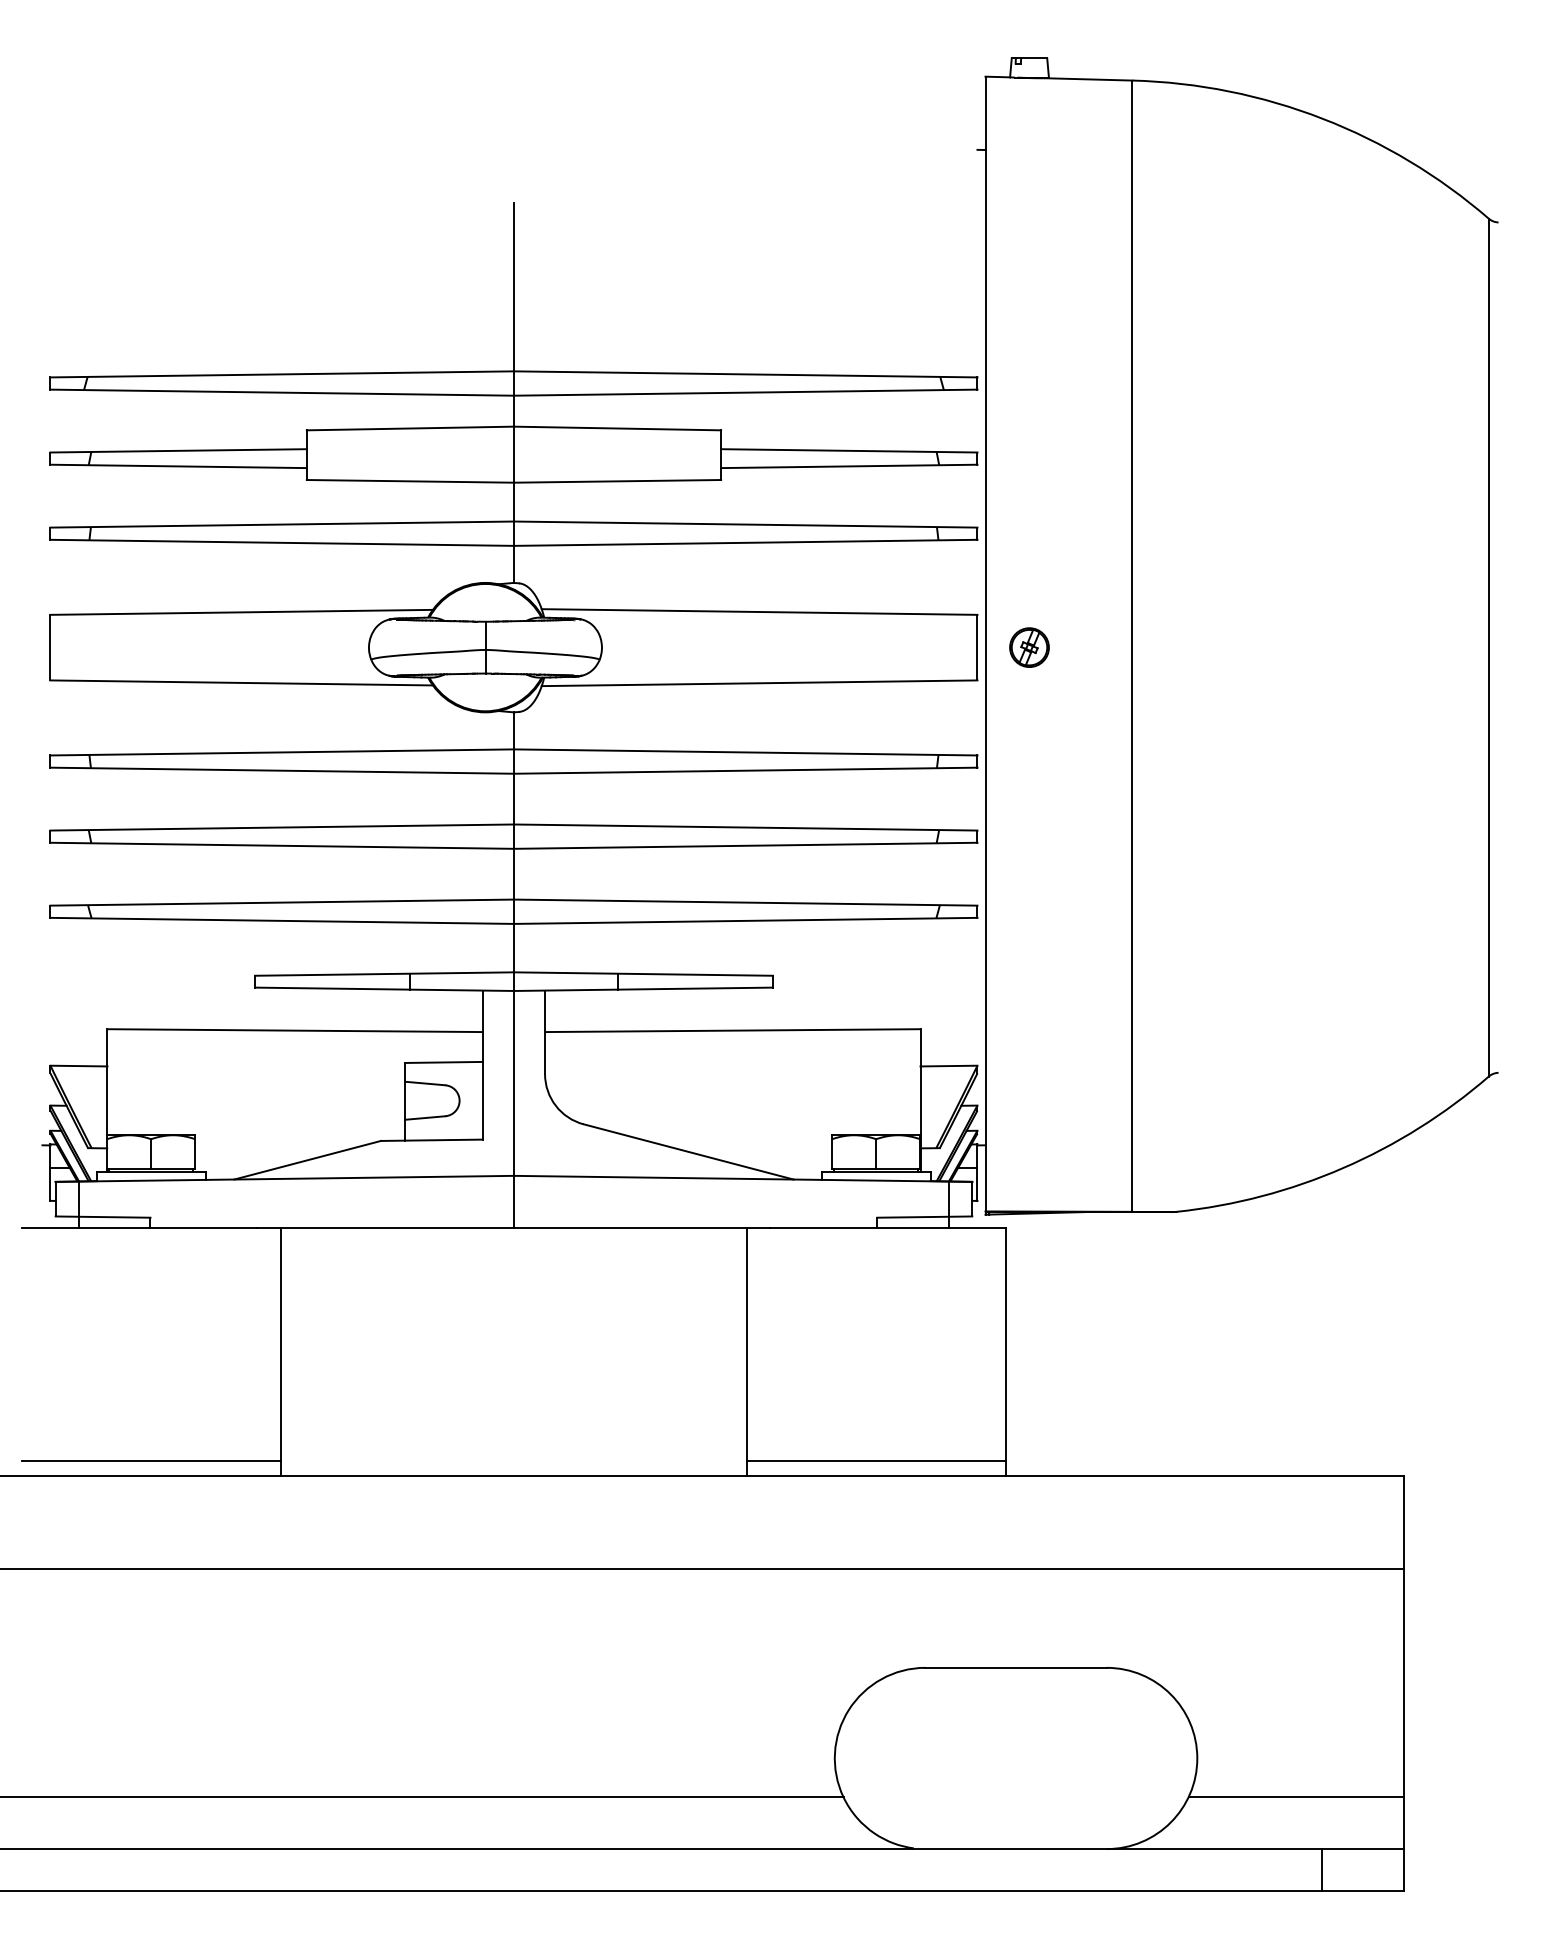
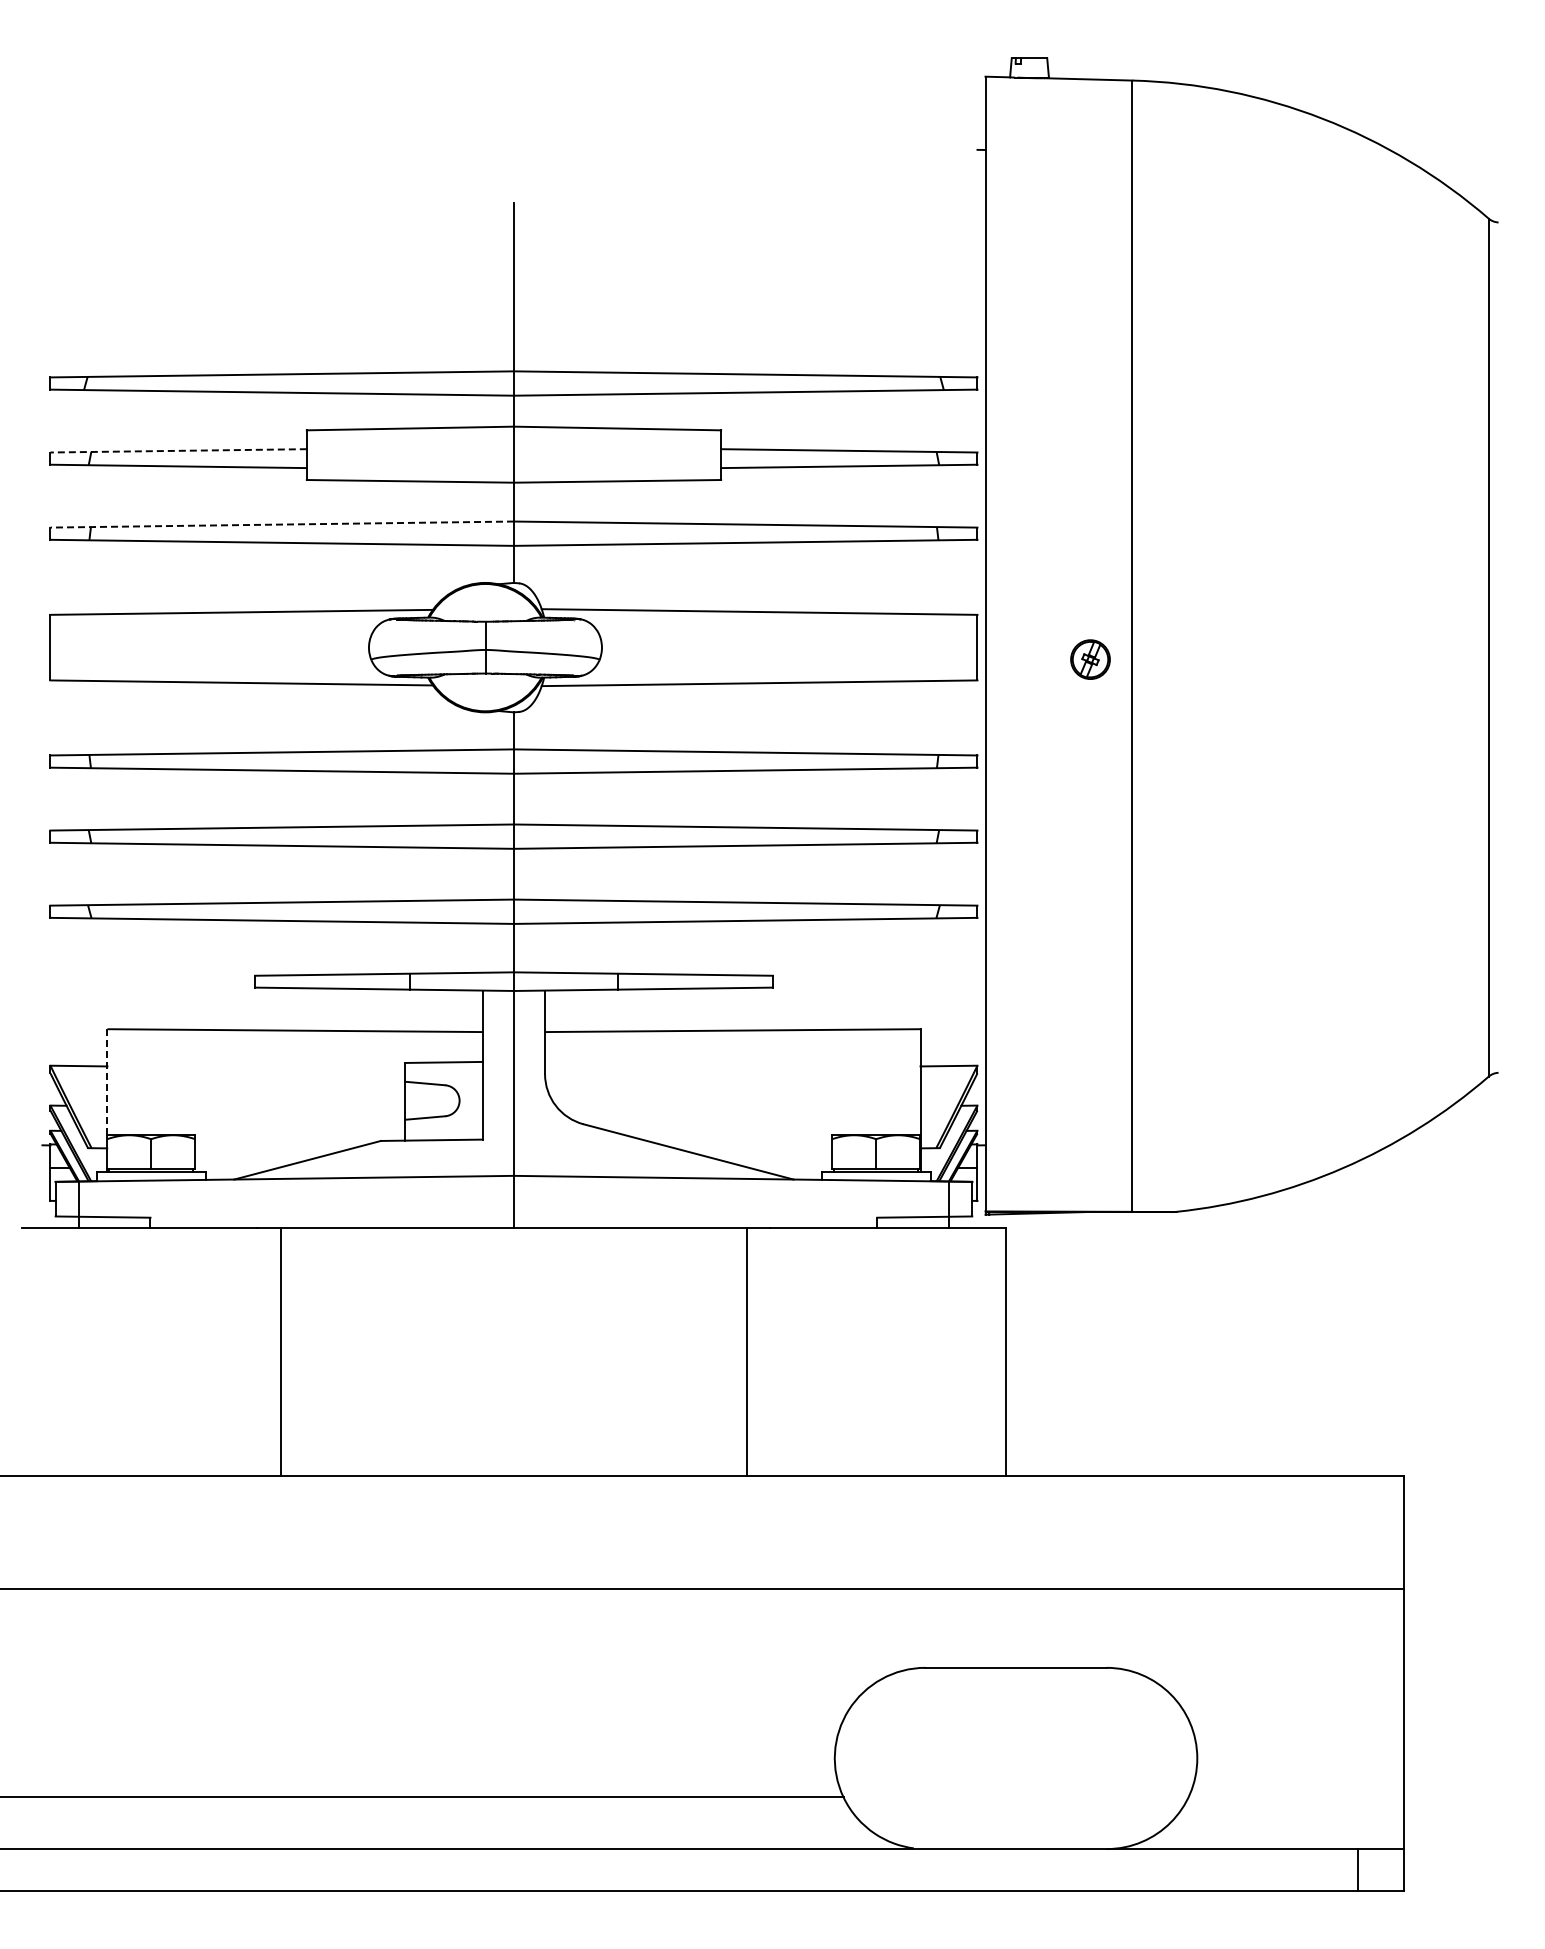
line: solid -> dashed (178, 450)
line: solid -> dashed (282, 524)
part position: (1029, 647) -> (1090, 659) (1090, 659)
line: solid -> dashed (107, 1081)
line: present -> none (150, 1460)
line: present -> none (875, 1460)
line position: (703, 1569) -> (703, 1589) (703, 1589)
line: present -> none (1296, 1797)
line position: (1321, 1869) -> (1357, 1869) (1357, 1869)
